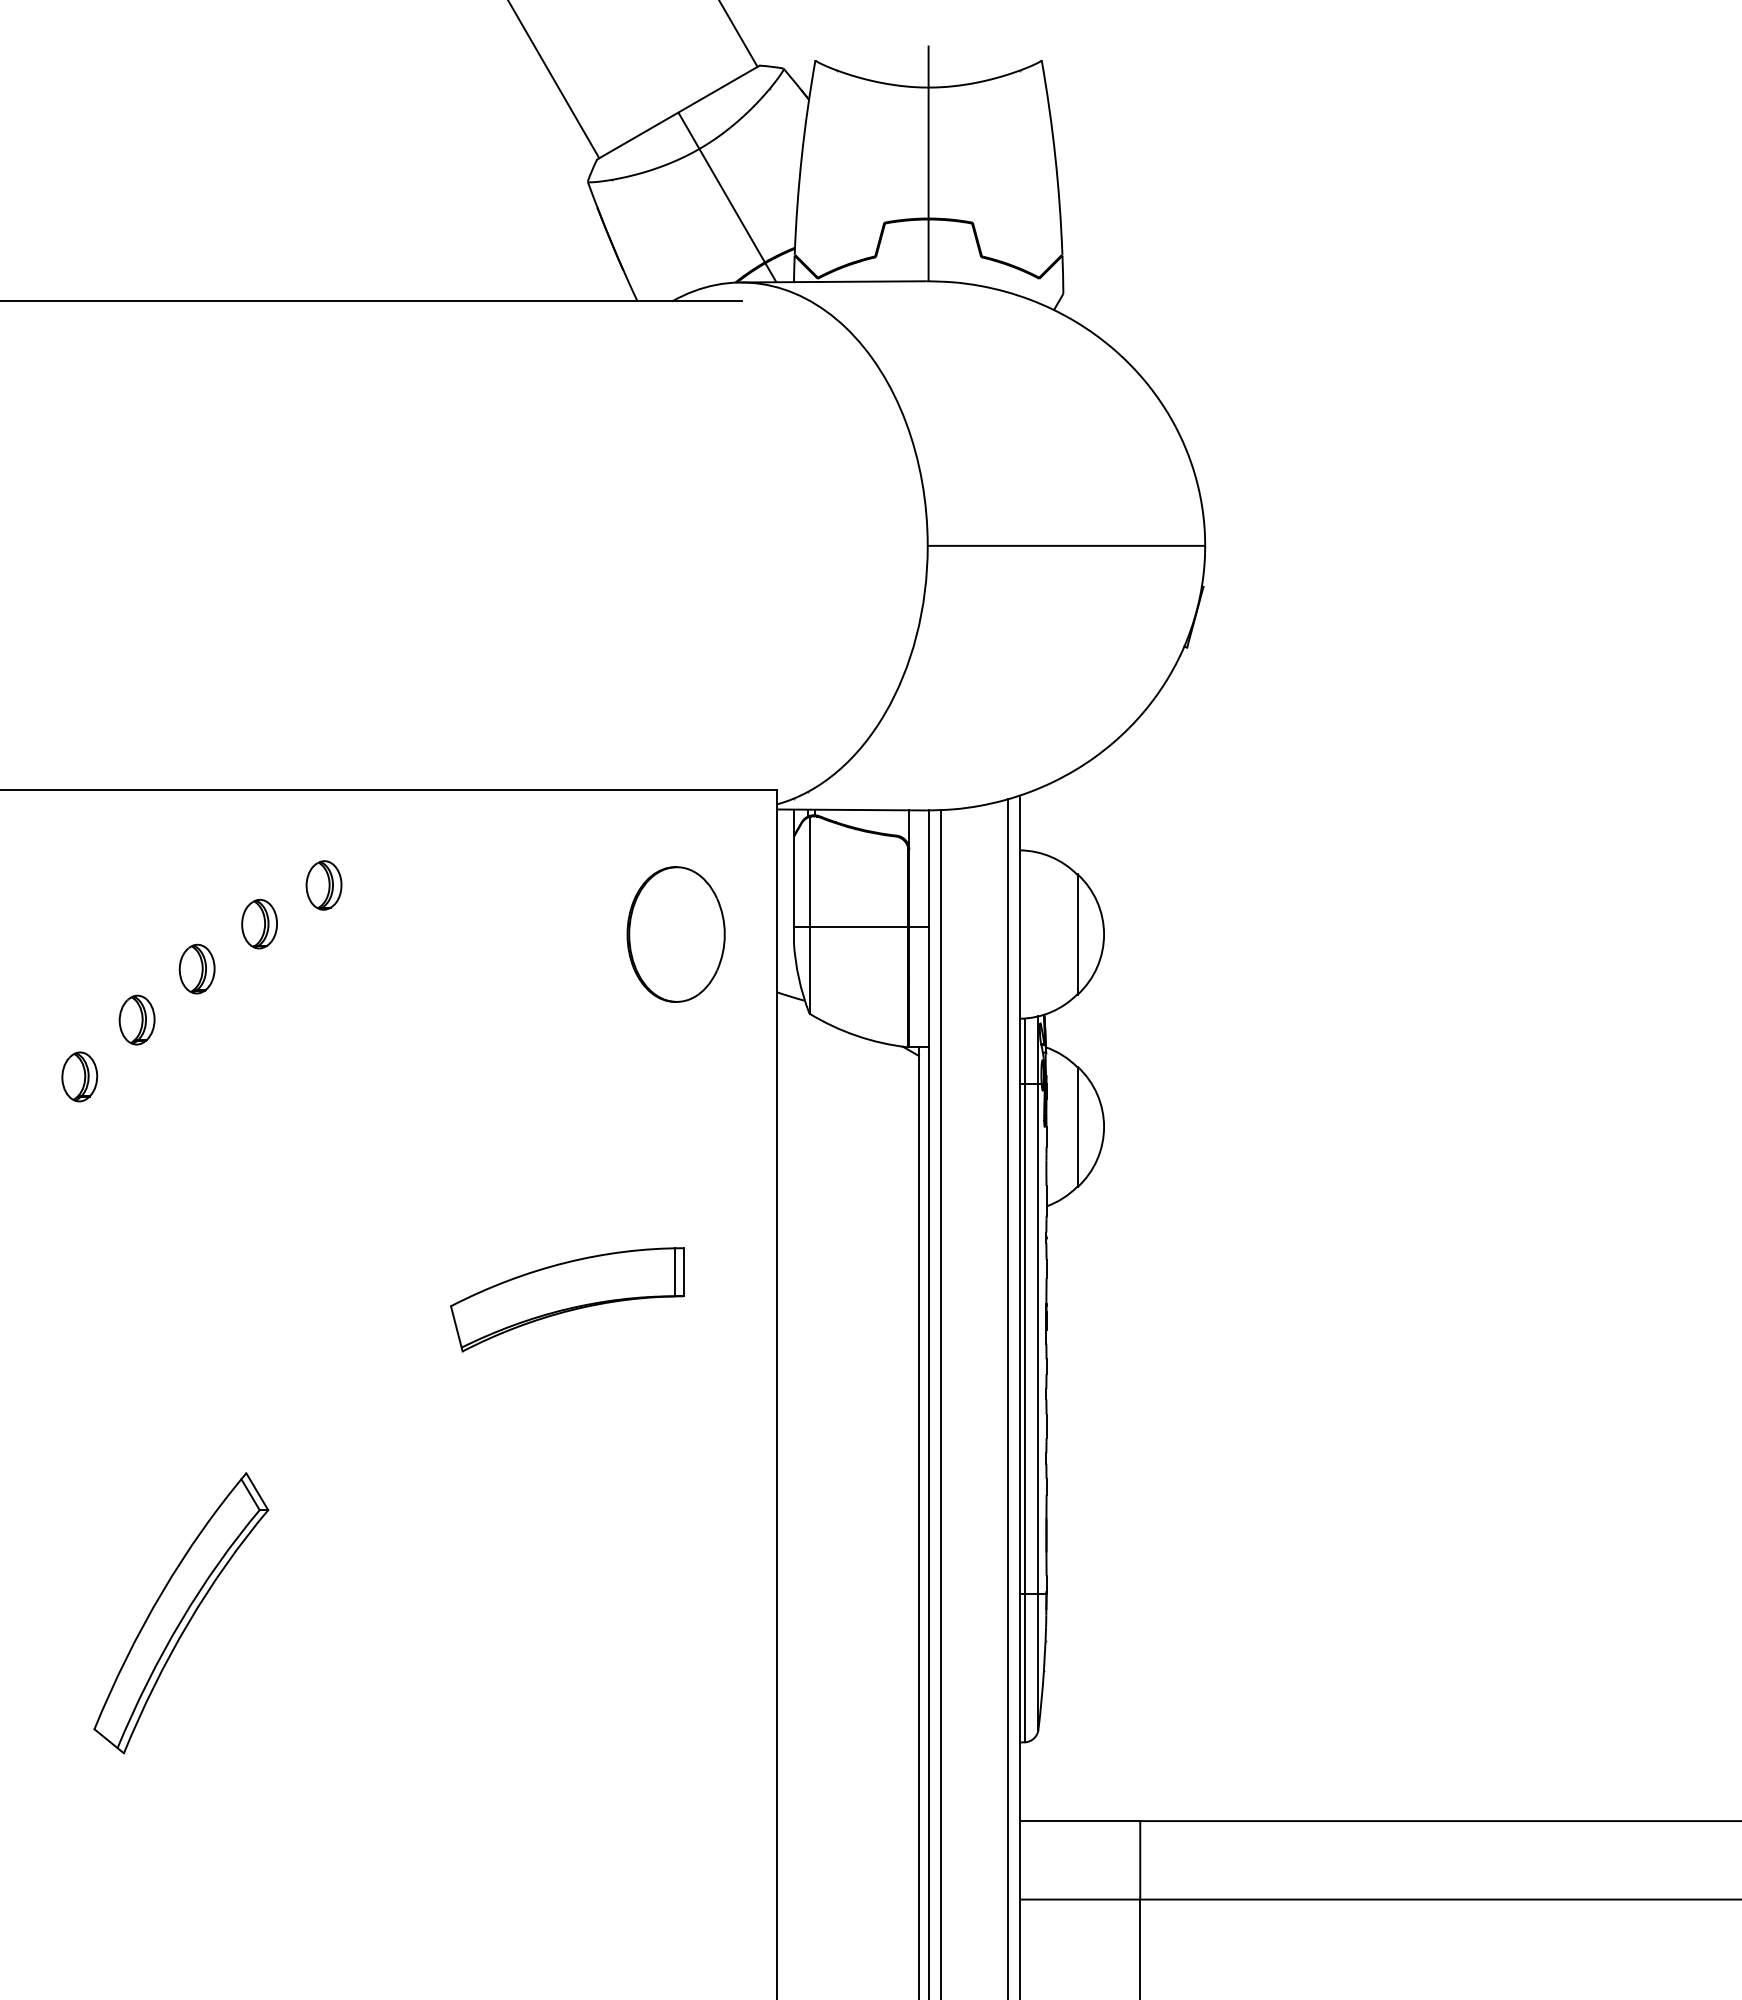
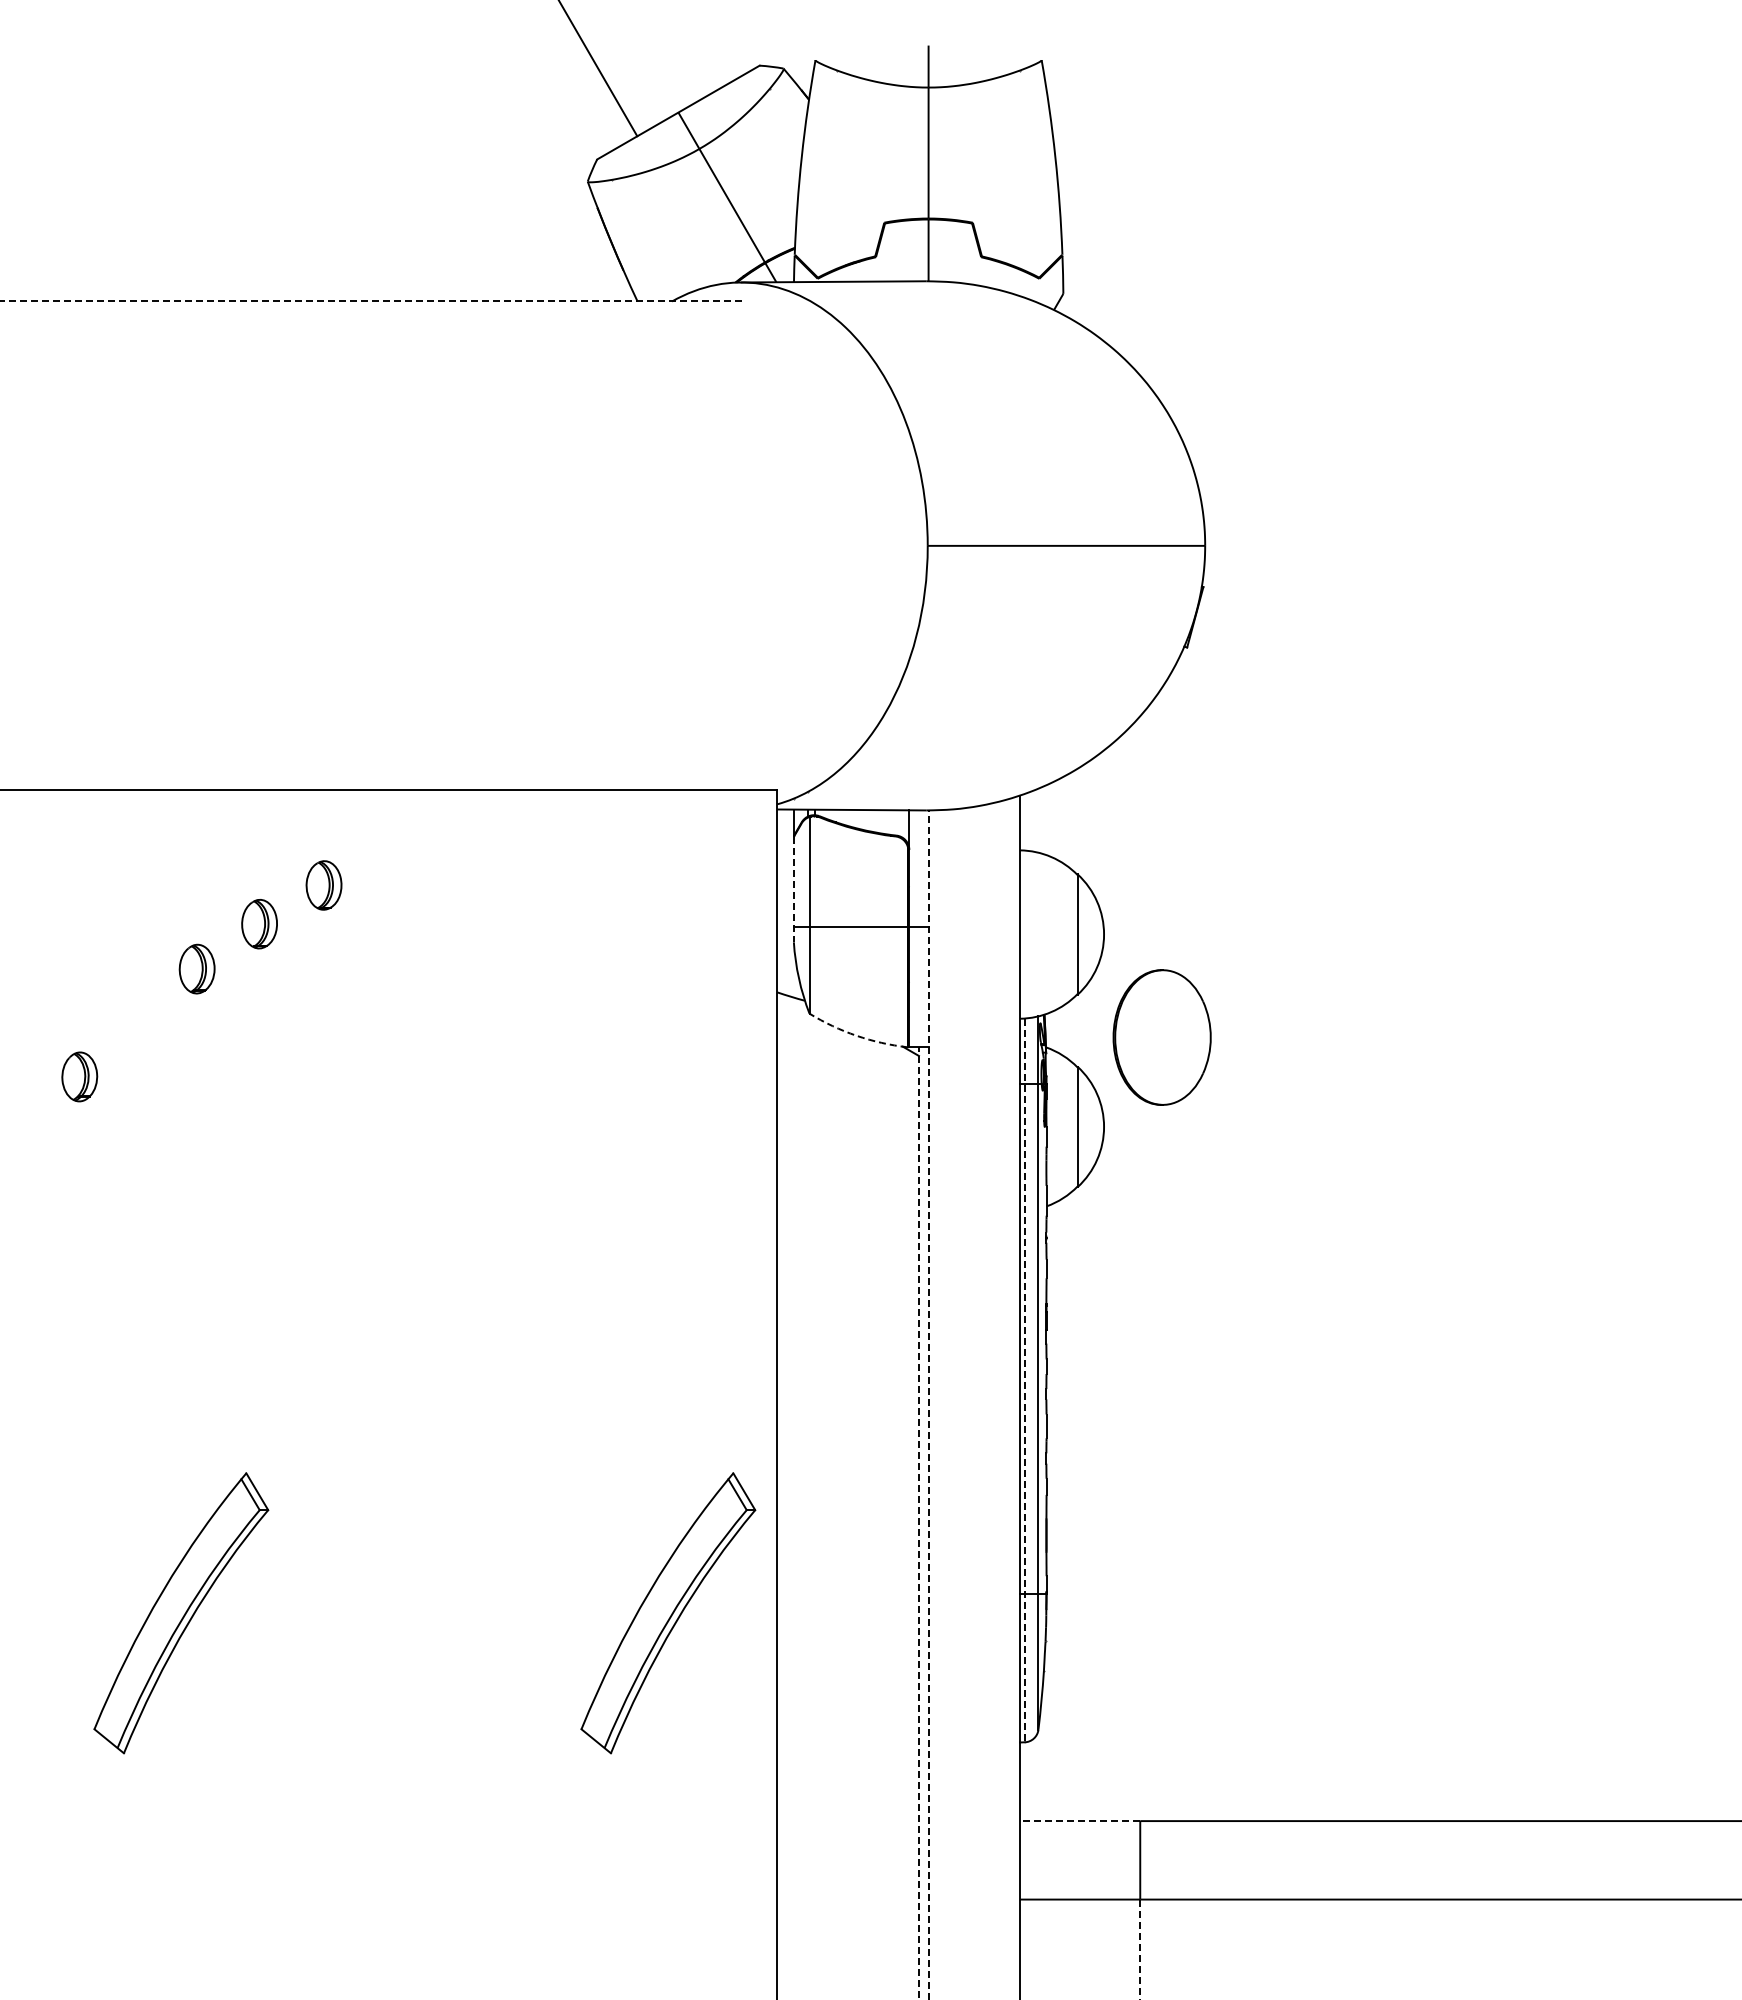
line: present -> none (738, 34)
line position: (554, 80) -> (598, 69) (598, 69)
line: solid -> dashed (370, 301)
line: solid -> dashed (793, 889)
part position: (675, 934) -> (1161, 1037) (1161, 1037)
part: present -> none (136, 1019)
arc: solid -> dashed (856, 1035)
part: present -> none (567, 1299)
line: solid -> dashed (1024, 1380)
line: present -> none (1007, 1397)
line: present -> none (940, 1403)
line: solid -> dashed (928, 1404)
line: solid -> dashed (918, 1523)
part: none -> present (668, 1613)
line: solid -> dashed (1079, 1821)
line: solid -> dashed (1140, 1949)
